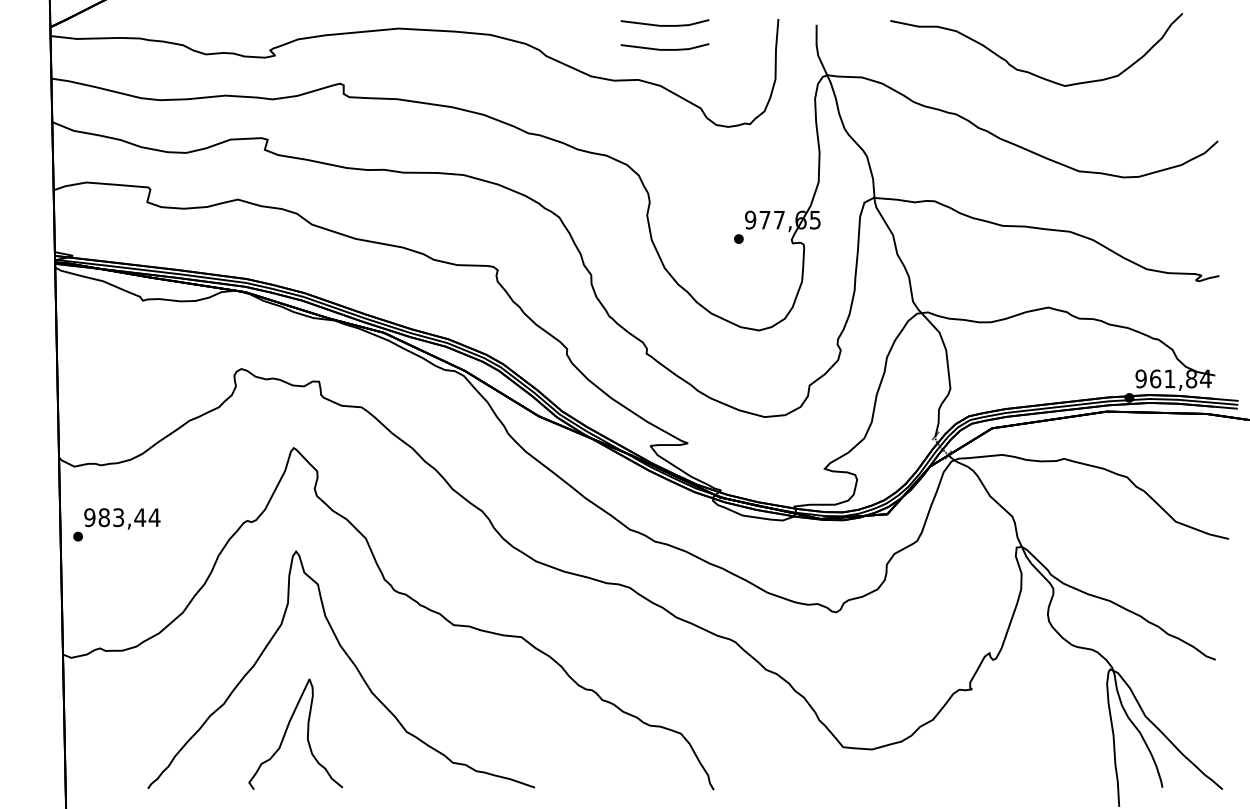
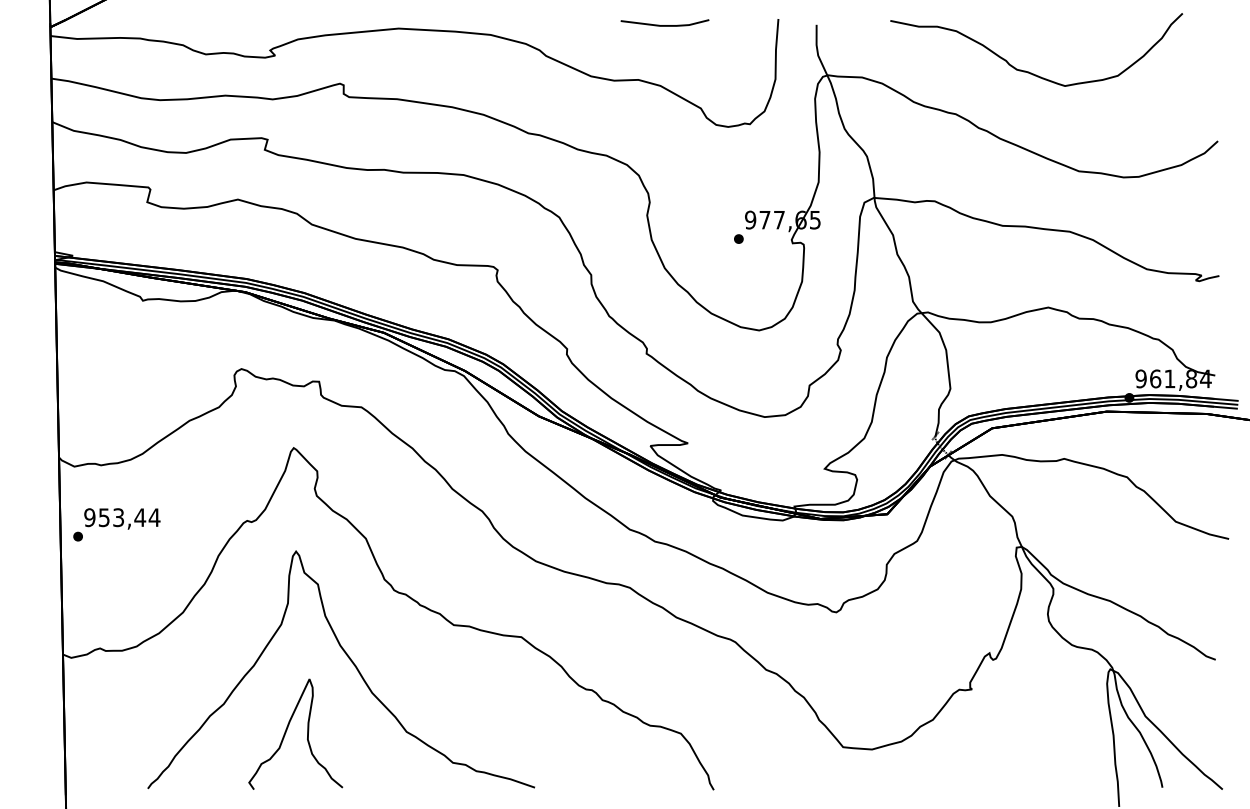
part: present -> none (664, 46)
text: 983,44 -> 953,44 (103, 517)
